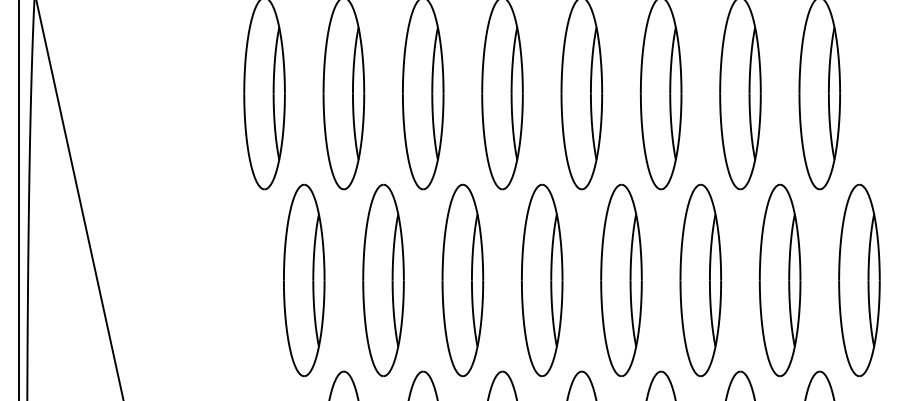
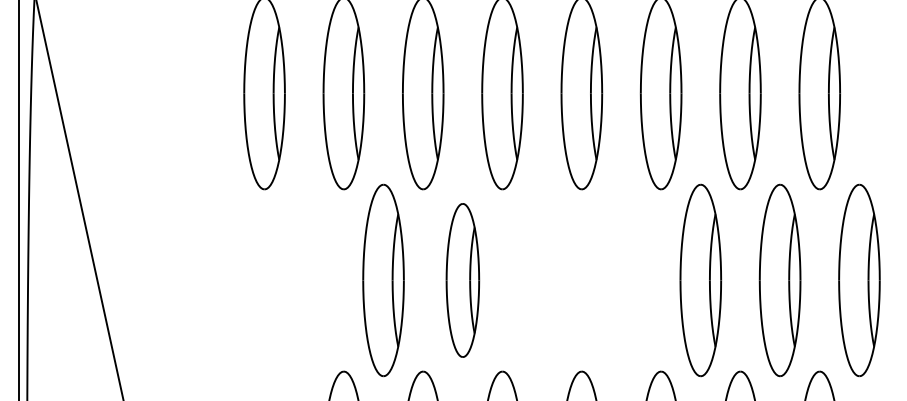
part: present -> none (304, 280)
part size: 44x195 px -> 36x155 px (462, 280)
part: present -> none (542, 280)
part: present -> none (621, 280)
